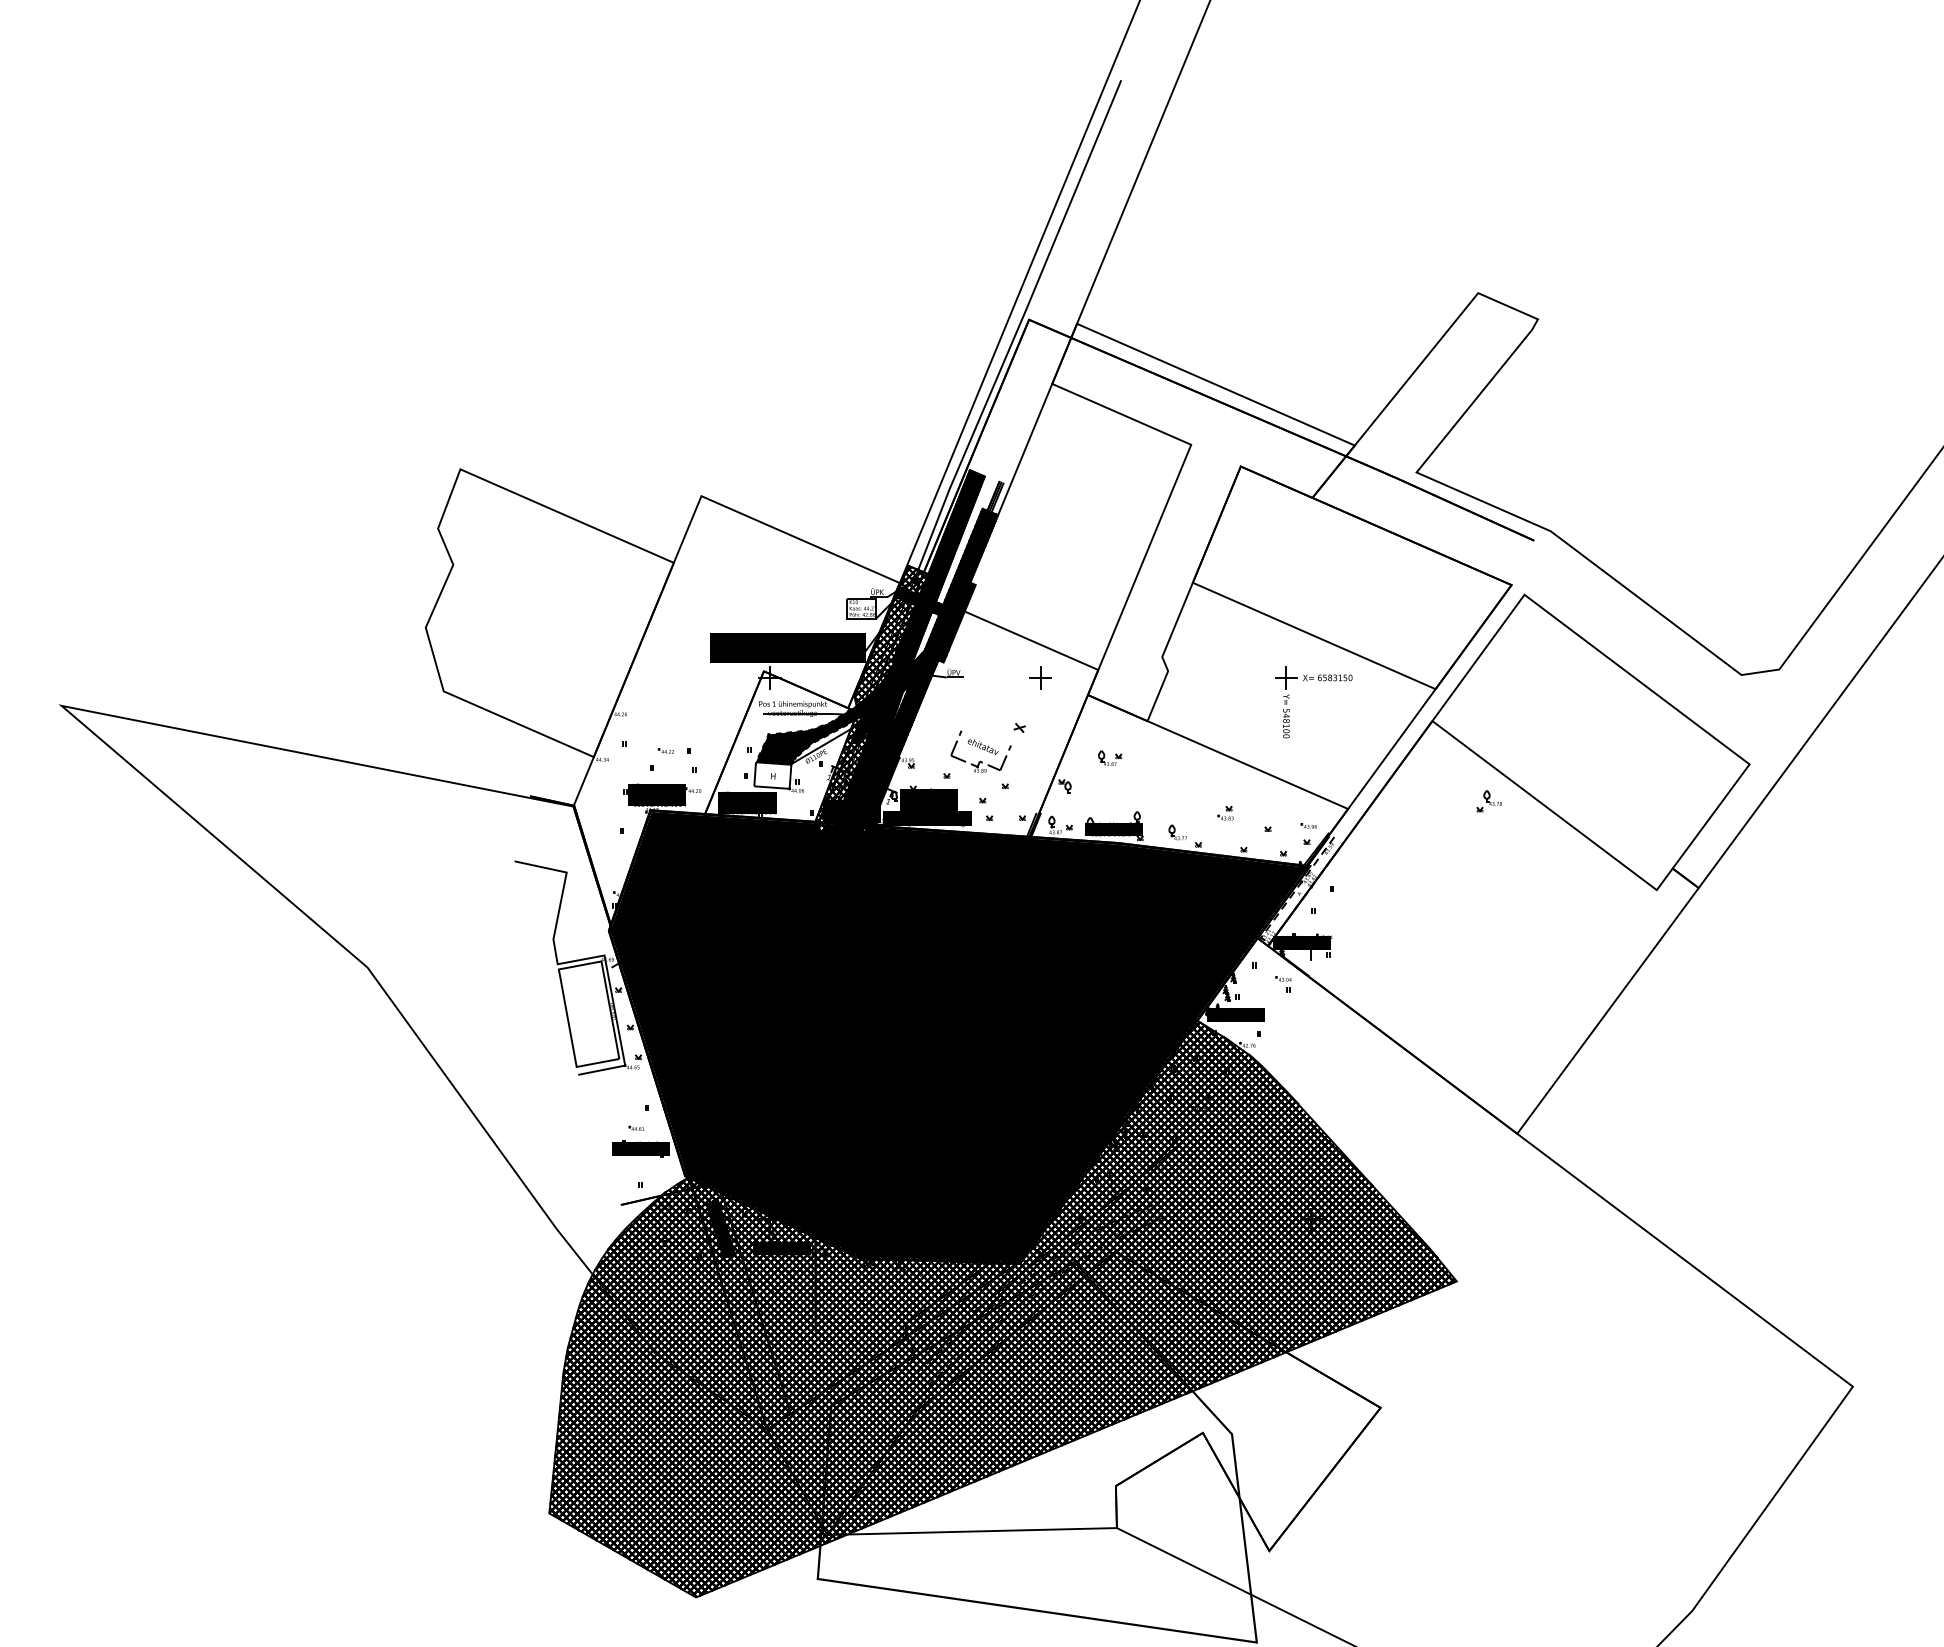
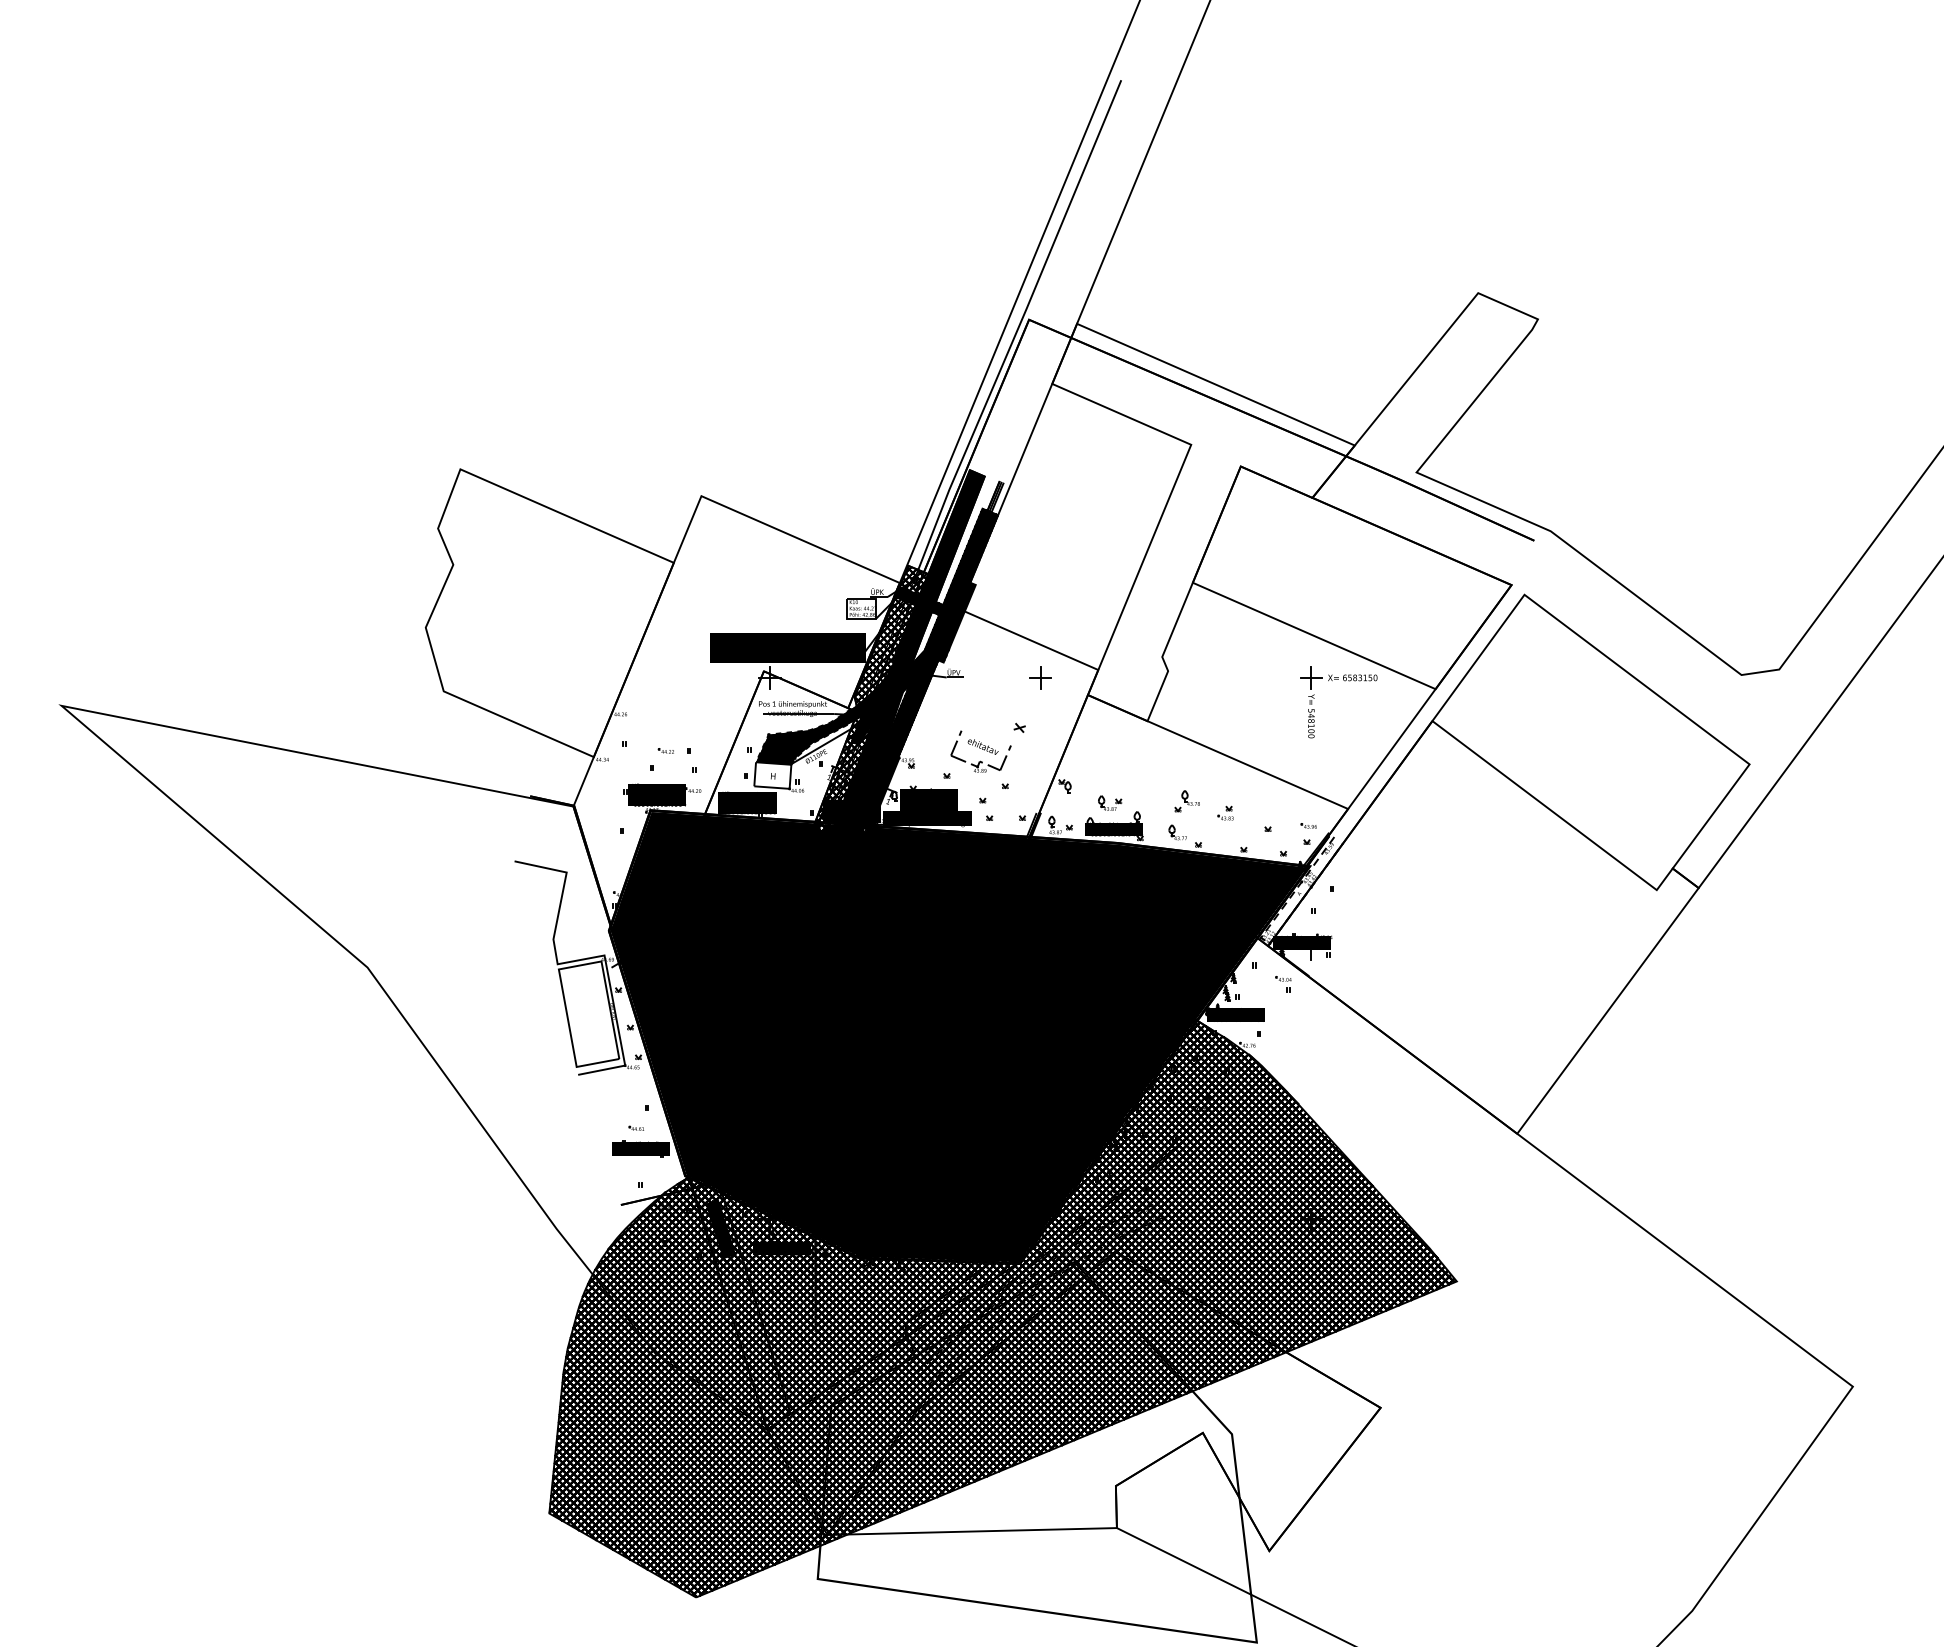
part position: (1307, 681) -> (1332, 681) (1332, 681)
part position: (1110, 757) -> (1110, 802) (1110, 802)
part position: (1488, 801) -> (1186, 801) (1186, 801)
